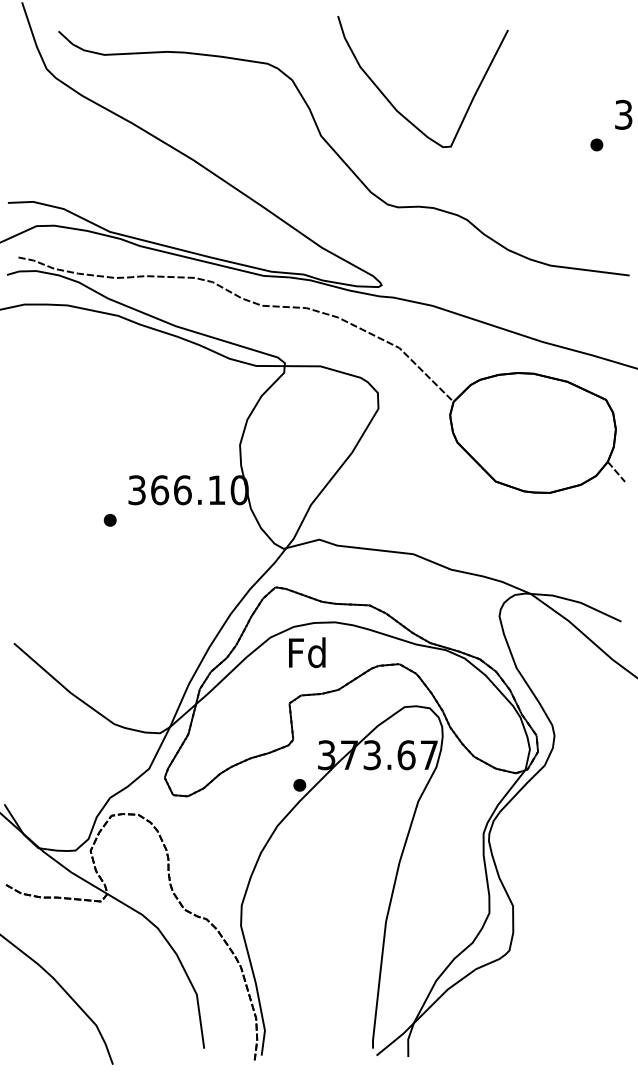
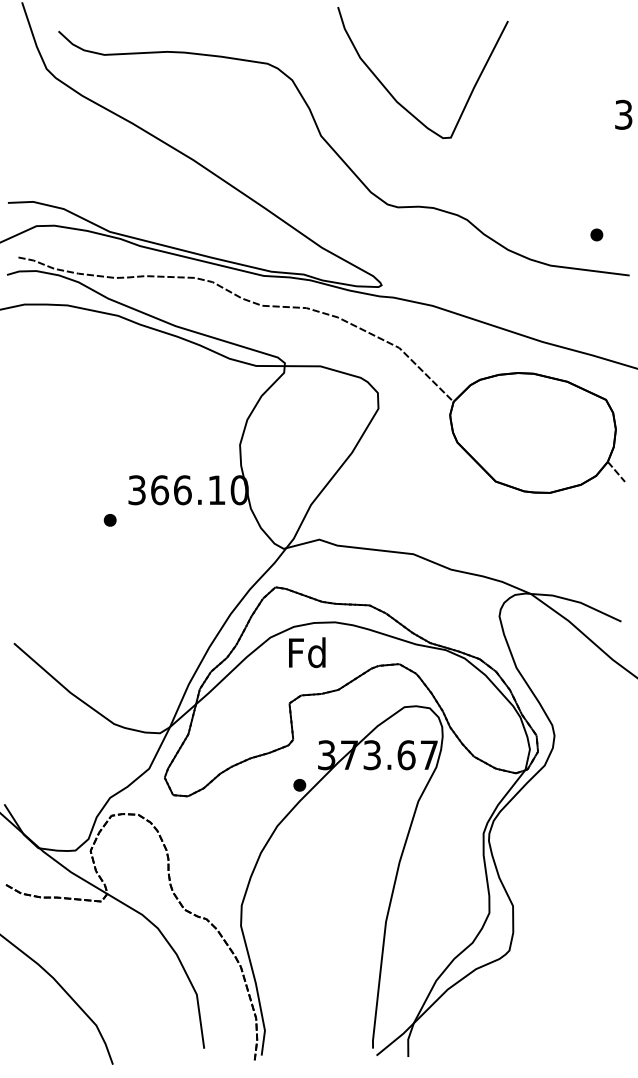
curve position: (391, 102) -> (391, 93) (391, 93)
part position: (596, 144) -> (596, 234) (596, 234)
